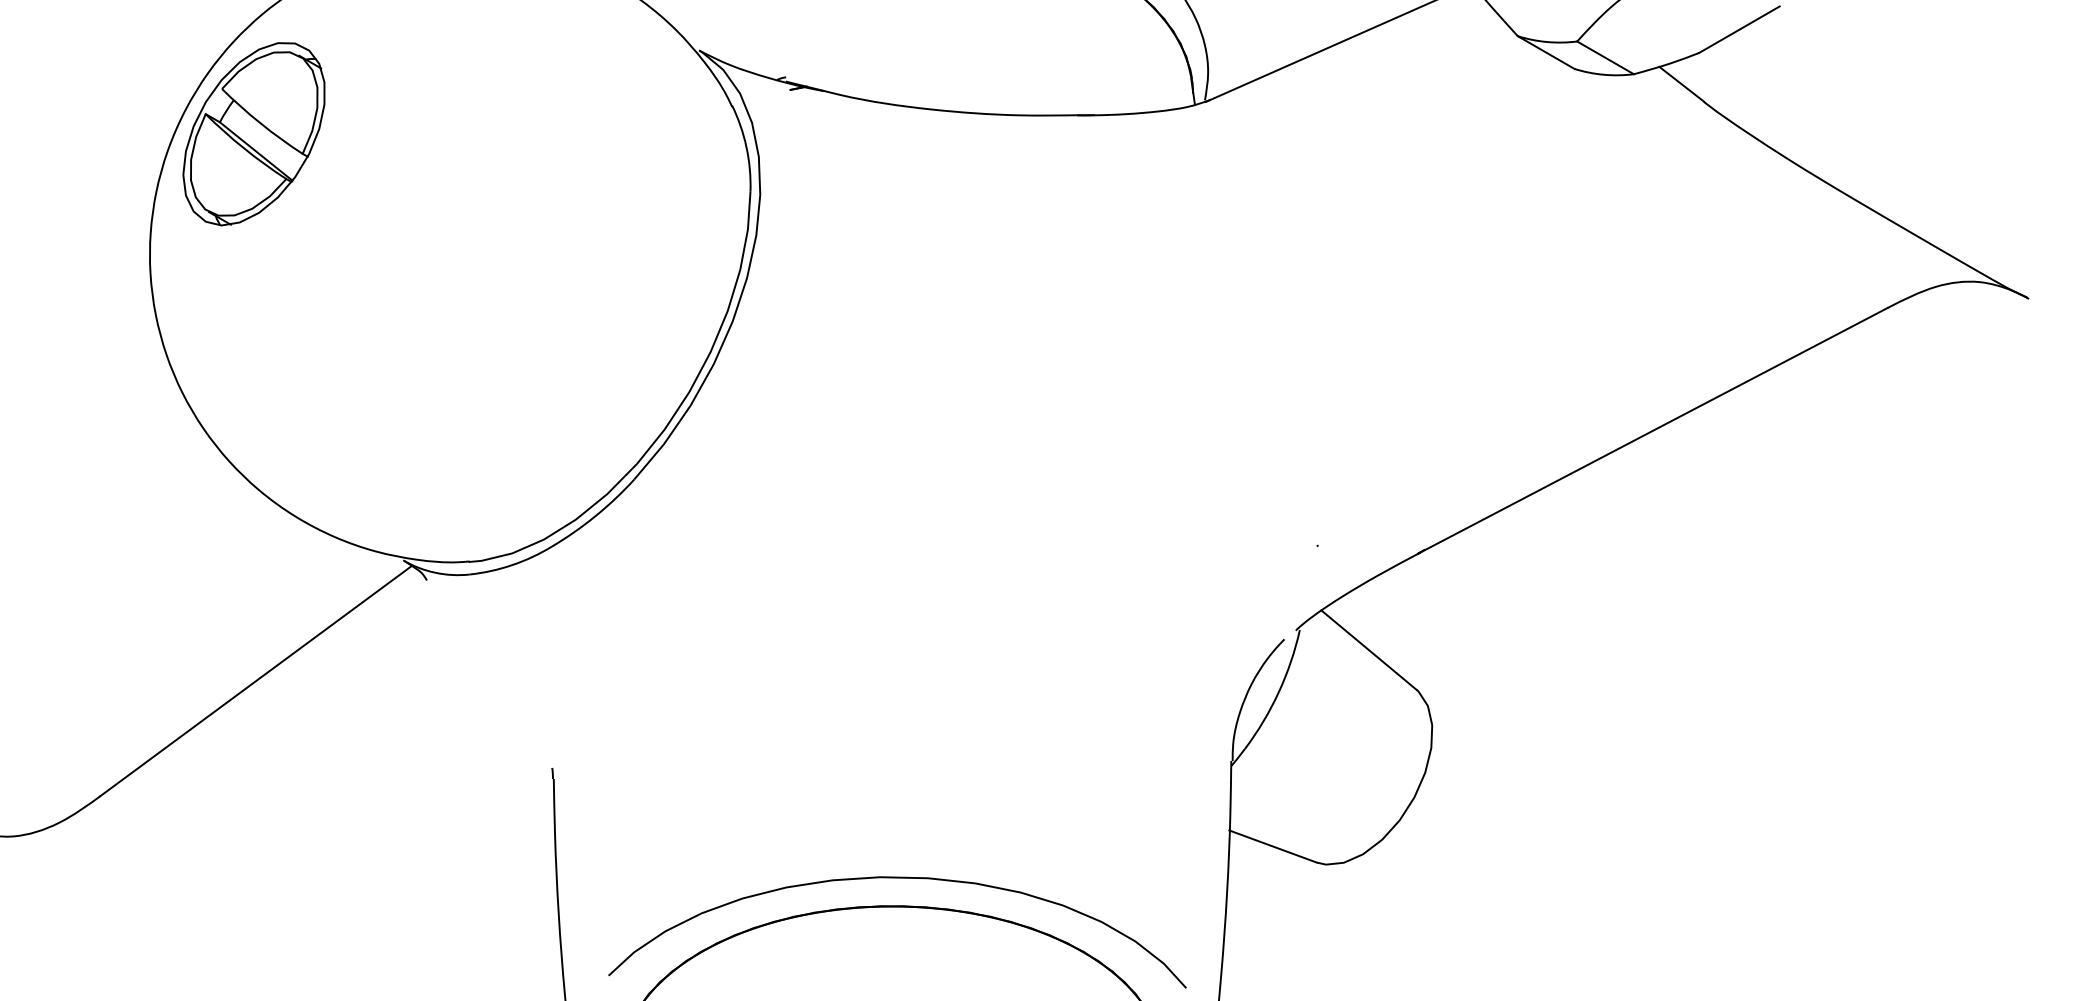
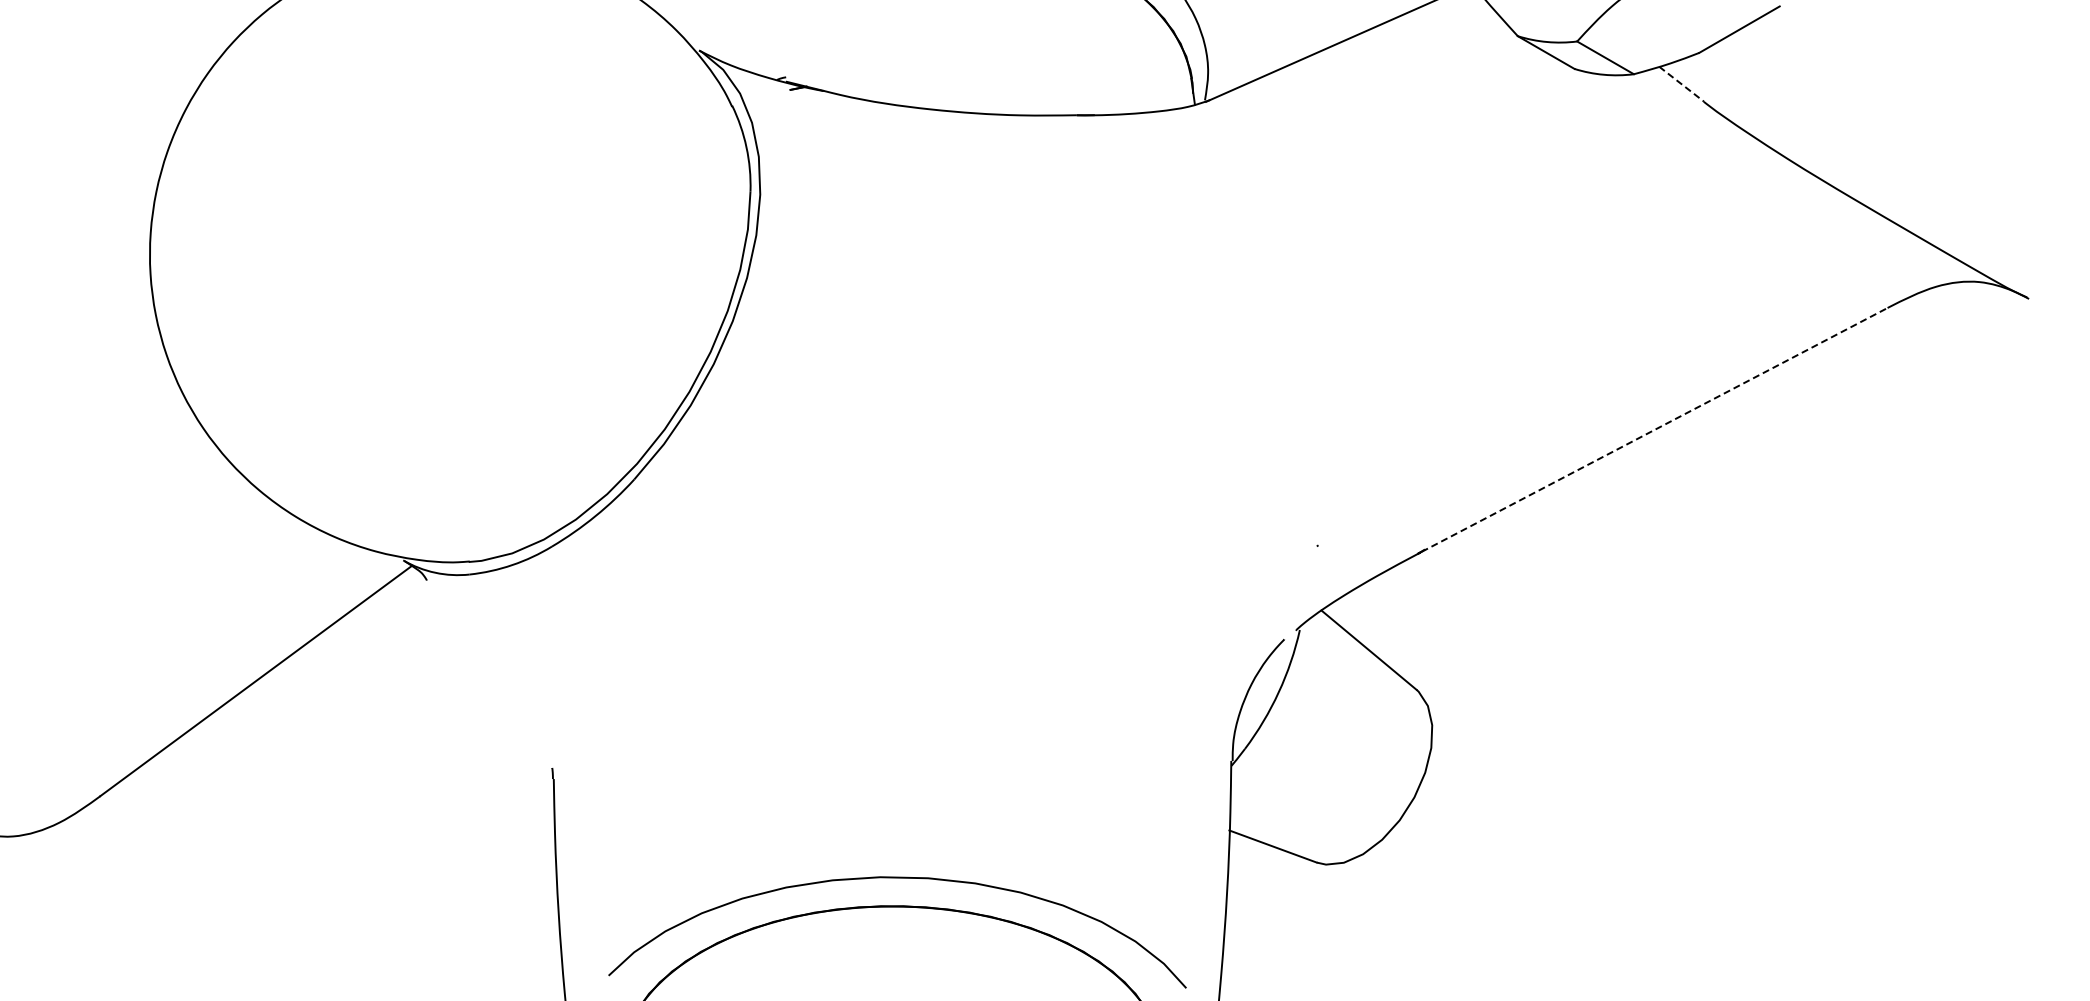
line: solid -> dashed (1681, 84)
part: present -> none (253, 134)
line: solid -> dashed (1654, 429)
